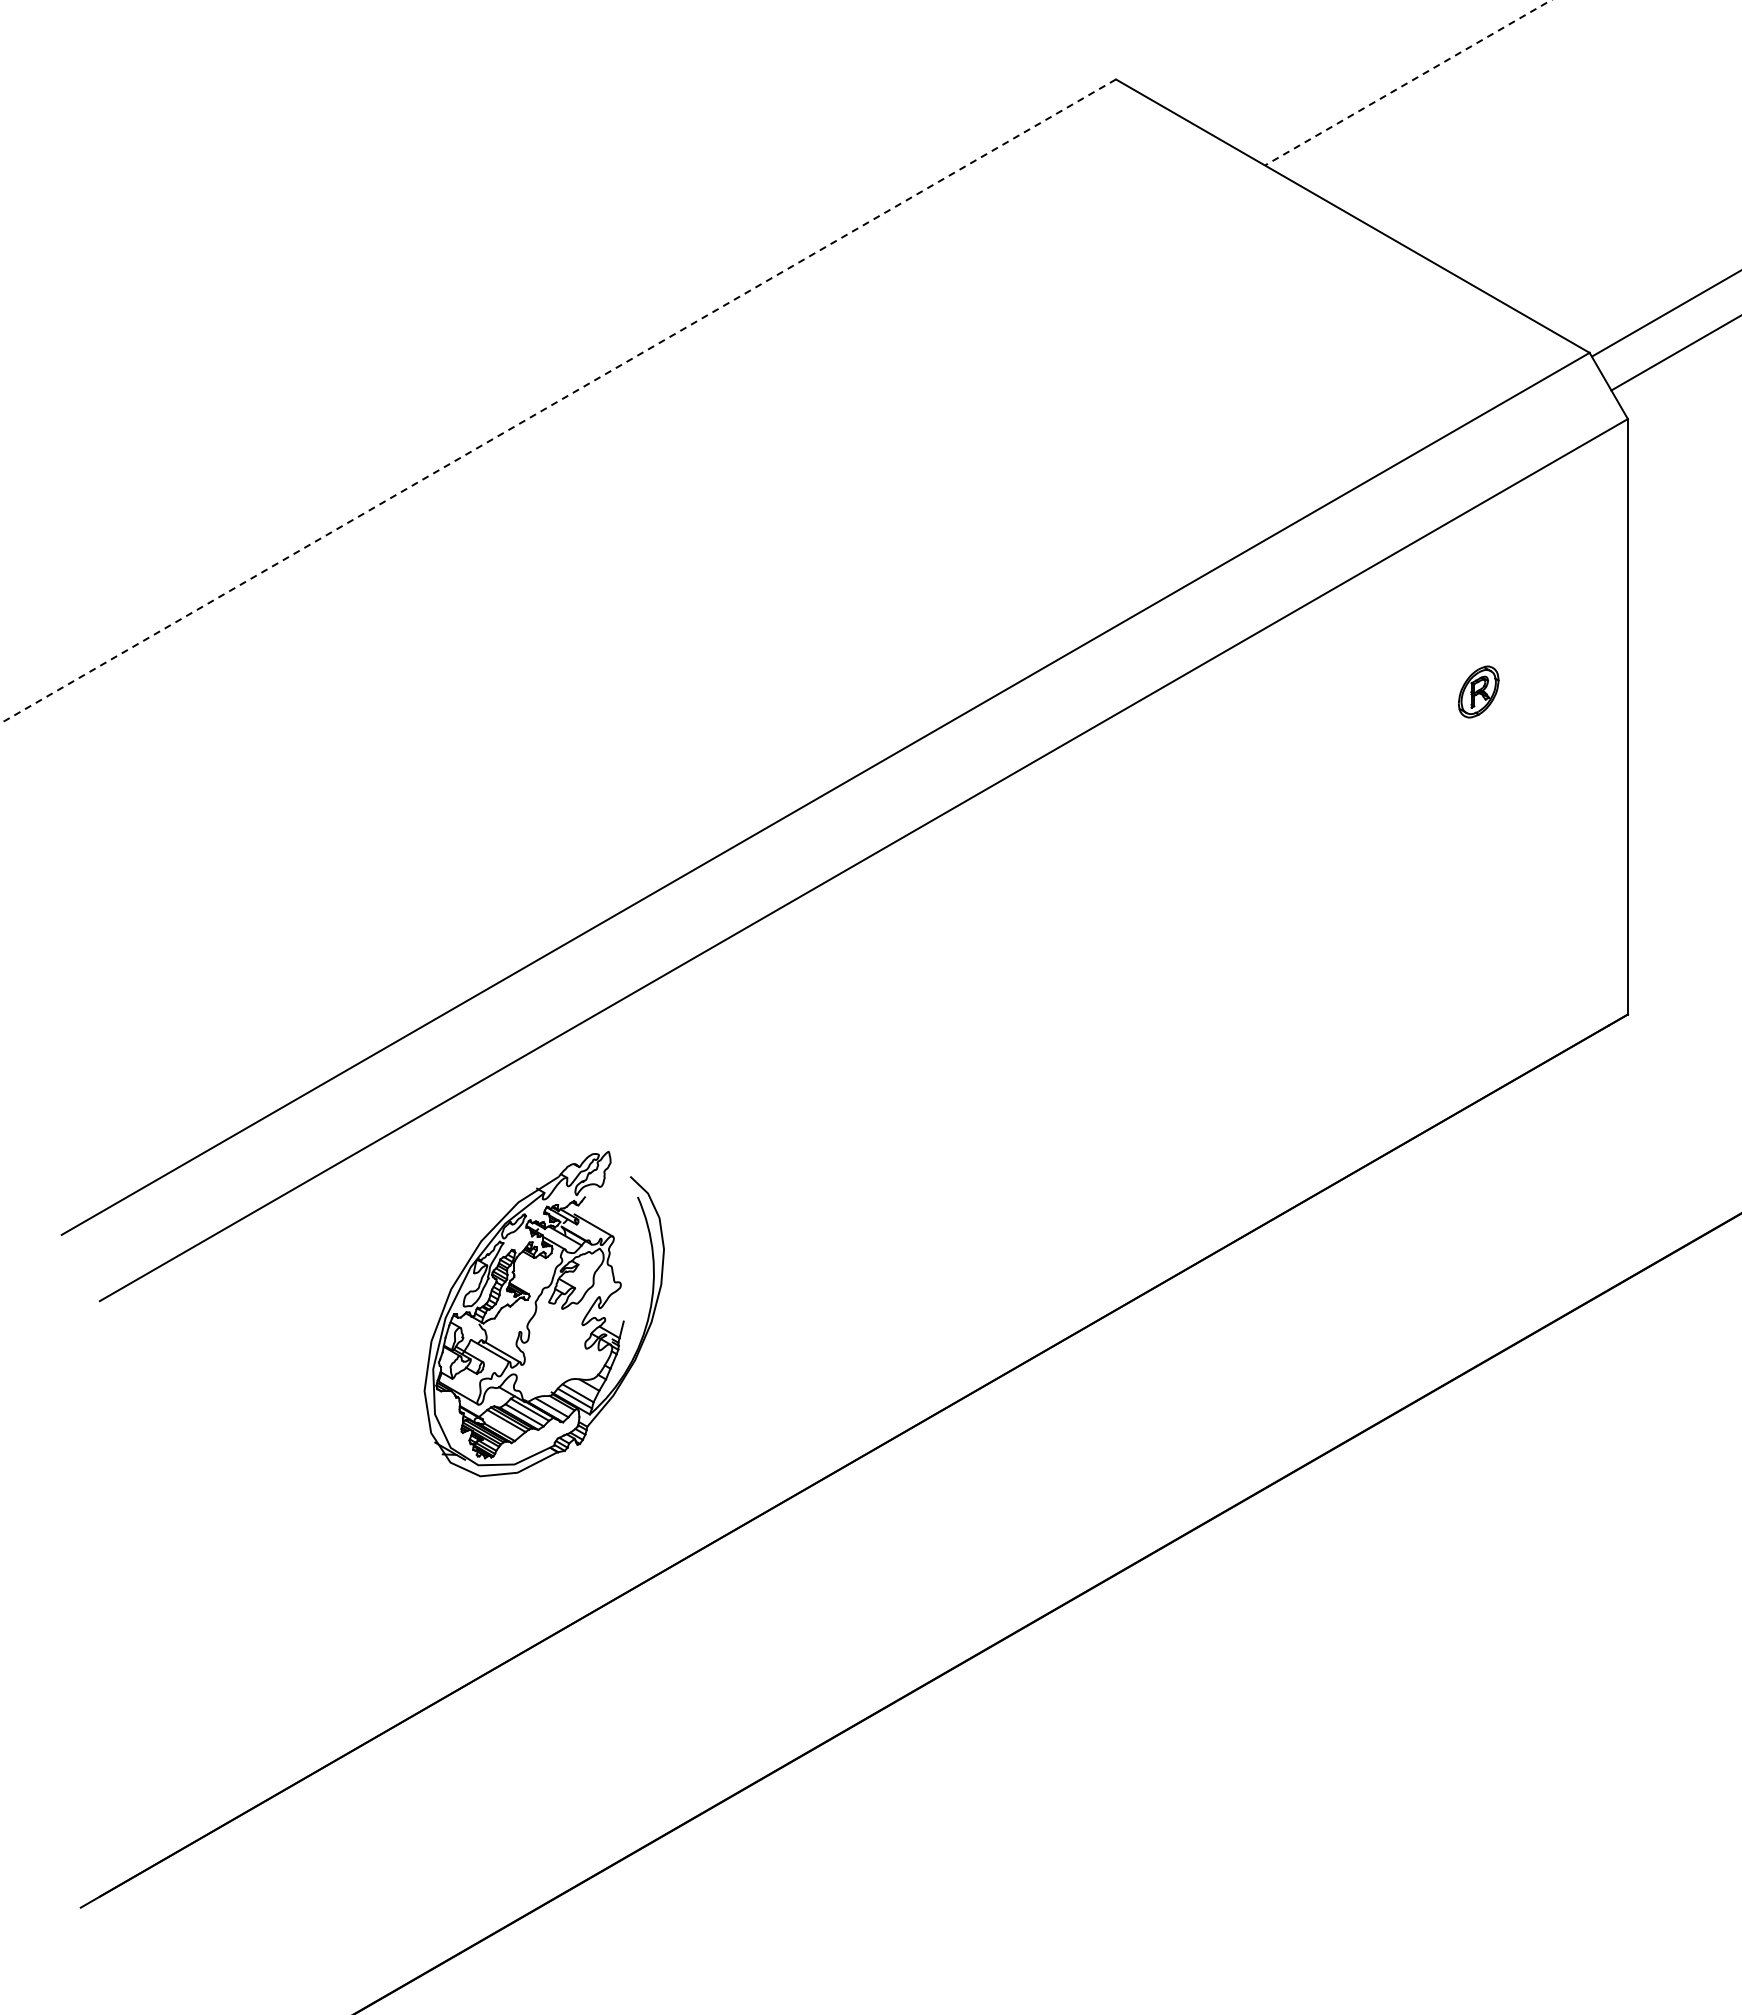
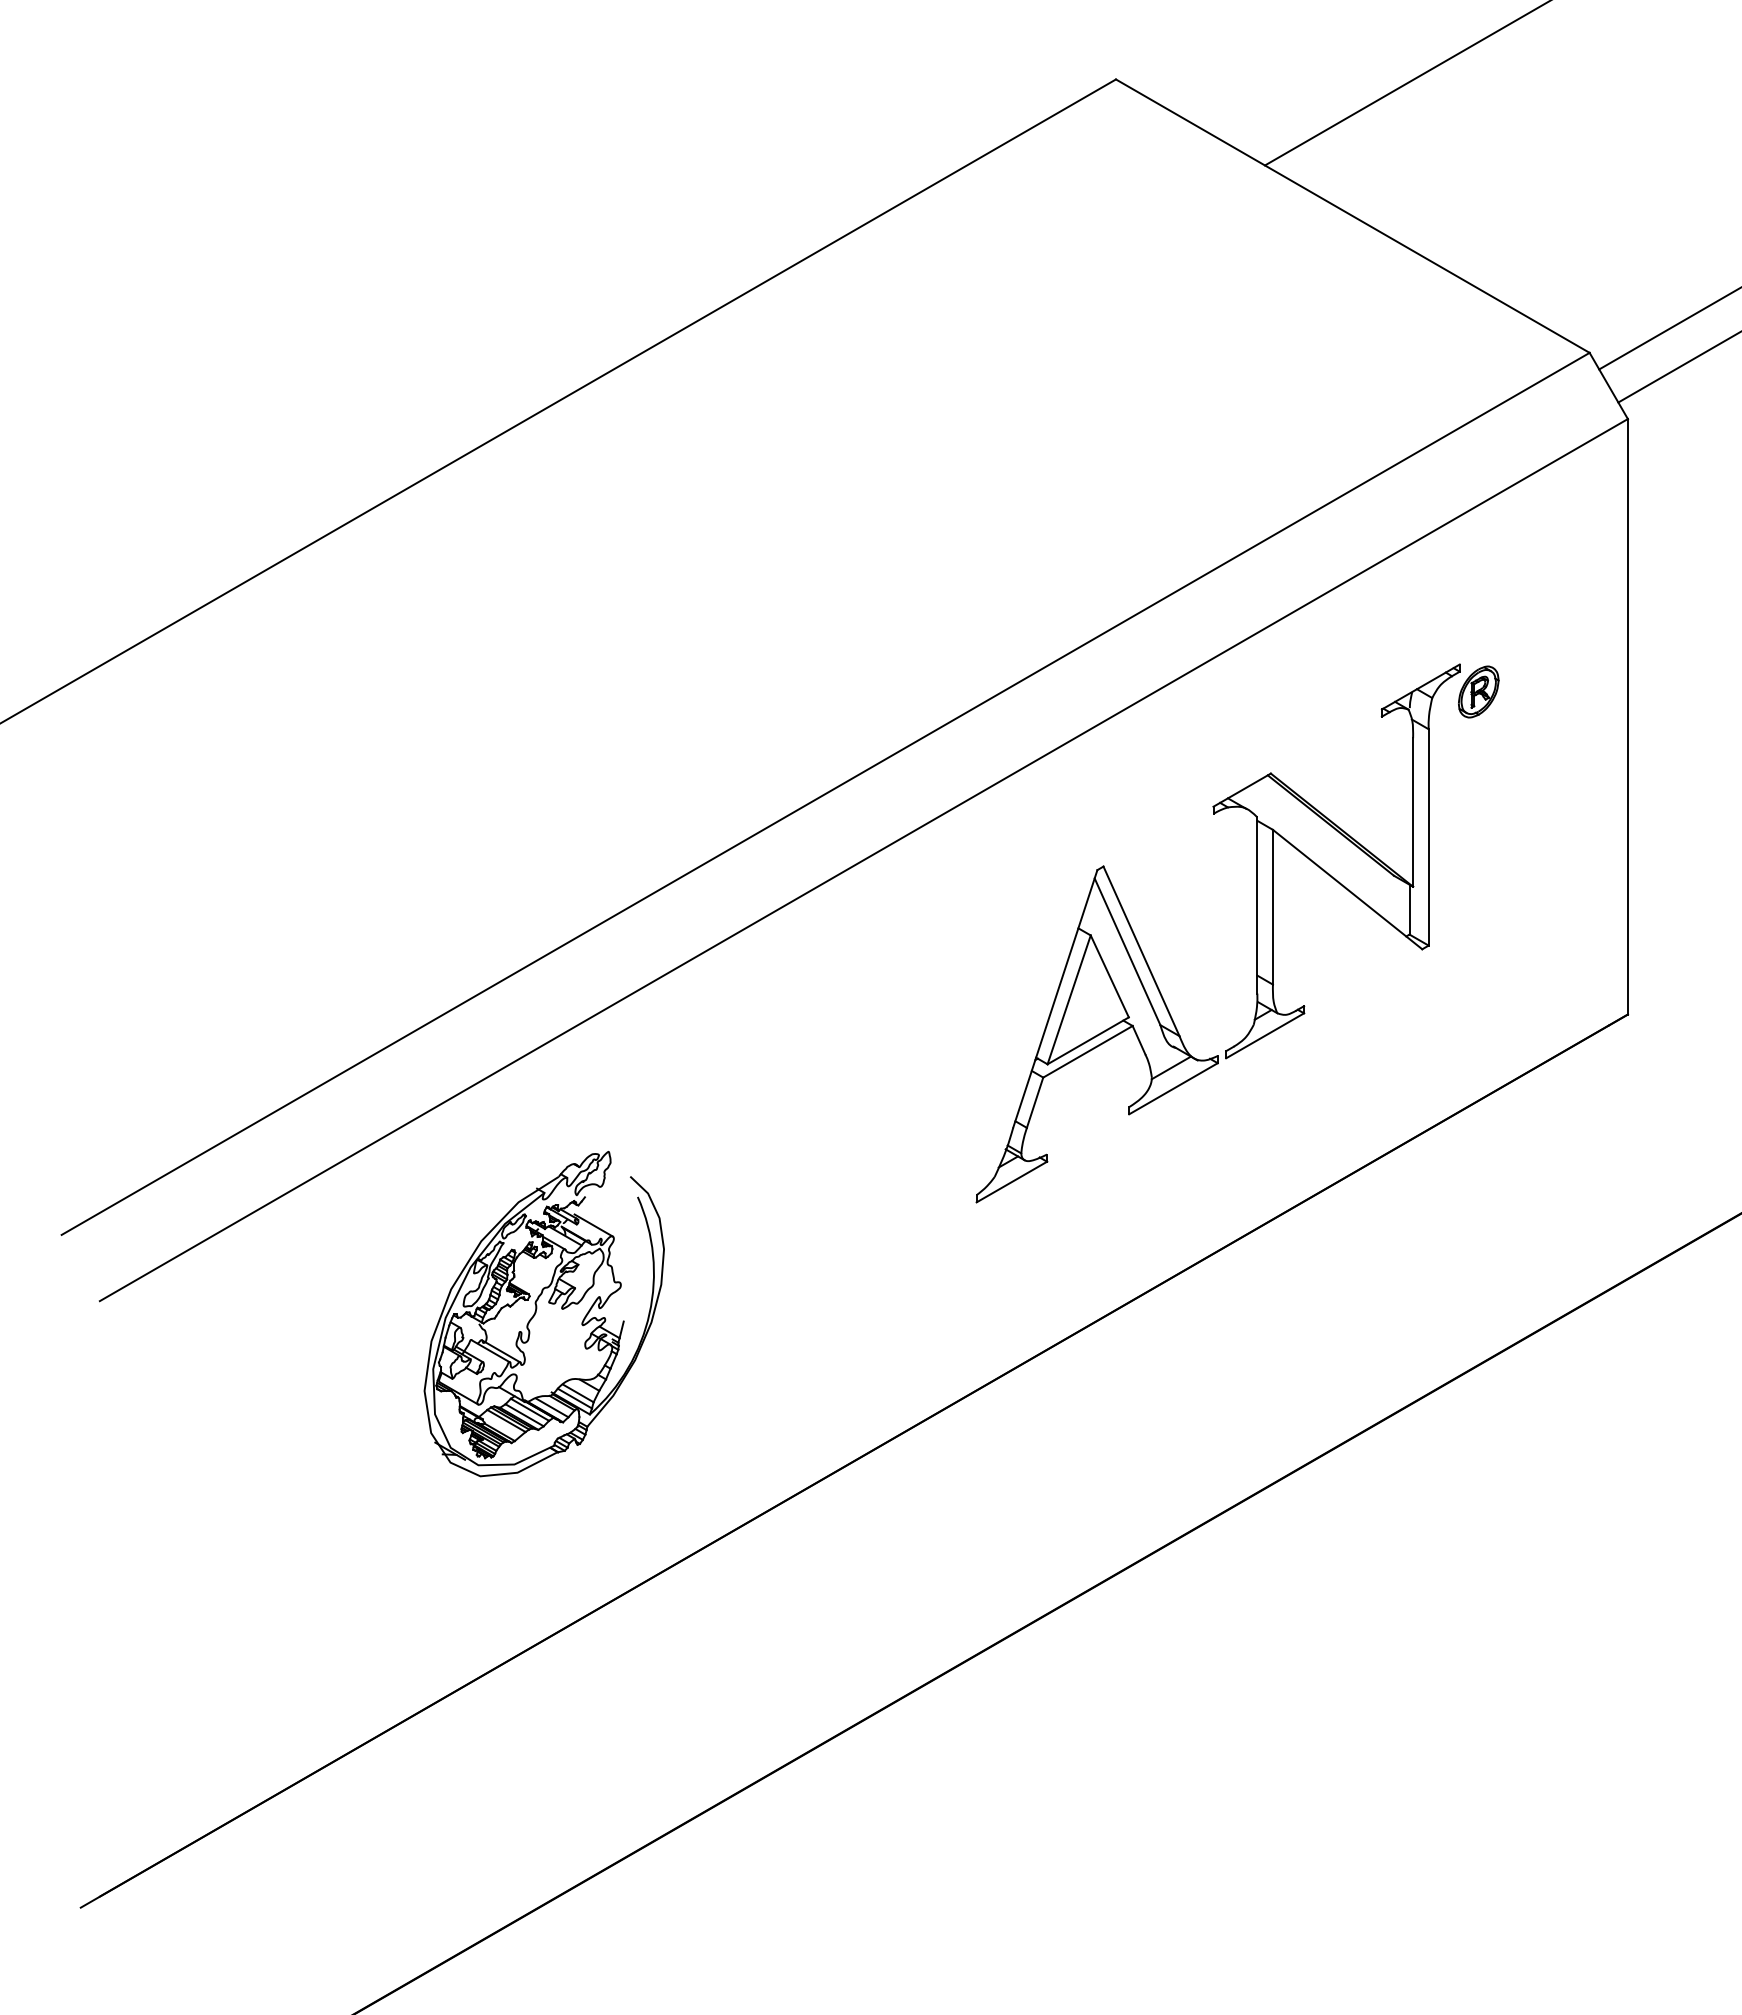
line: dashed -> solid (1407, 83)
line position: (1665, 313) -> (1668, 328) (1668, 328)
line position: (1674, 353) -> (1678, 367) (1678, 367)
line: dashed -> solid (557, 401)
part: none -> present (1256, 933)
